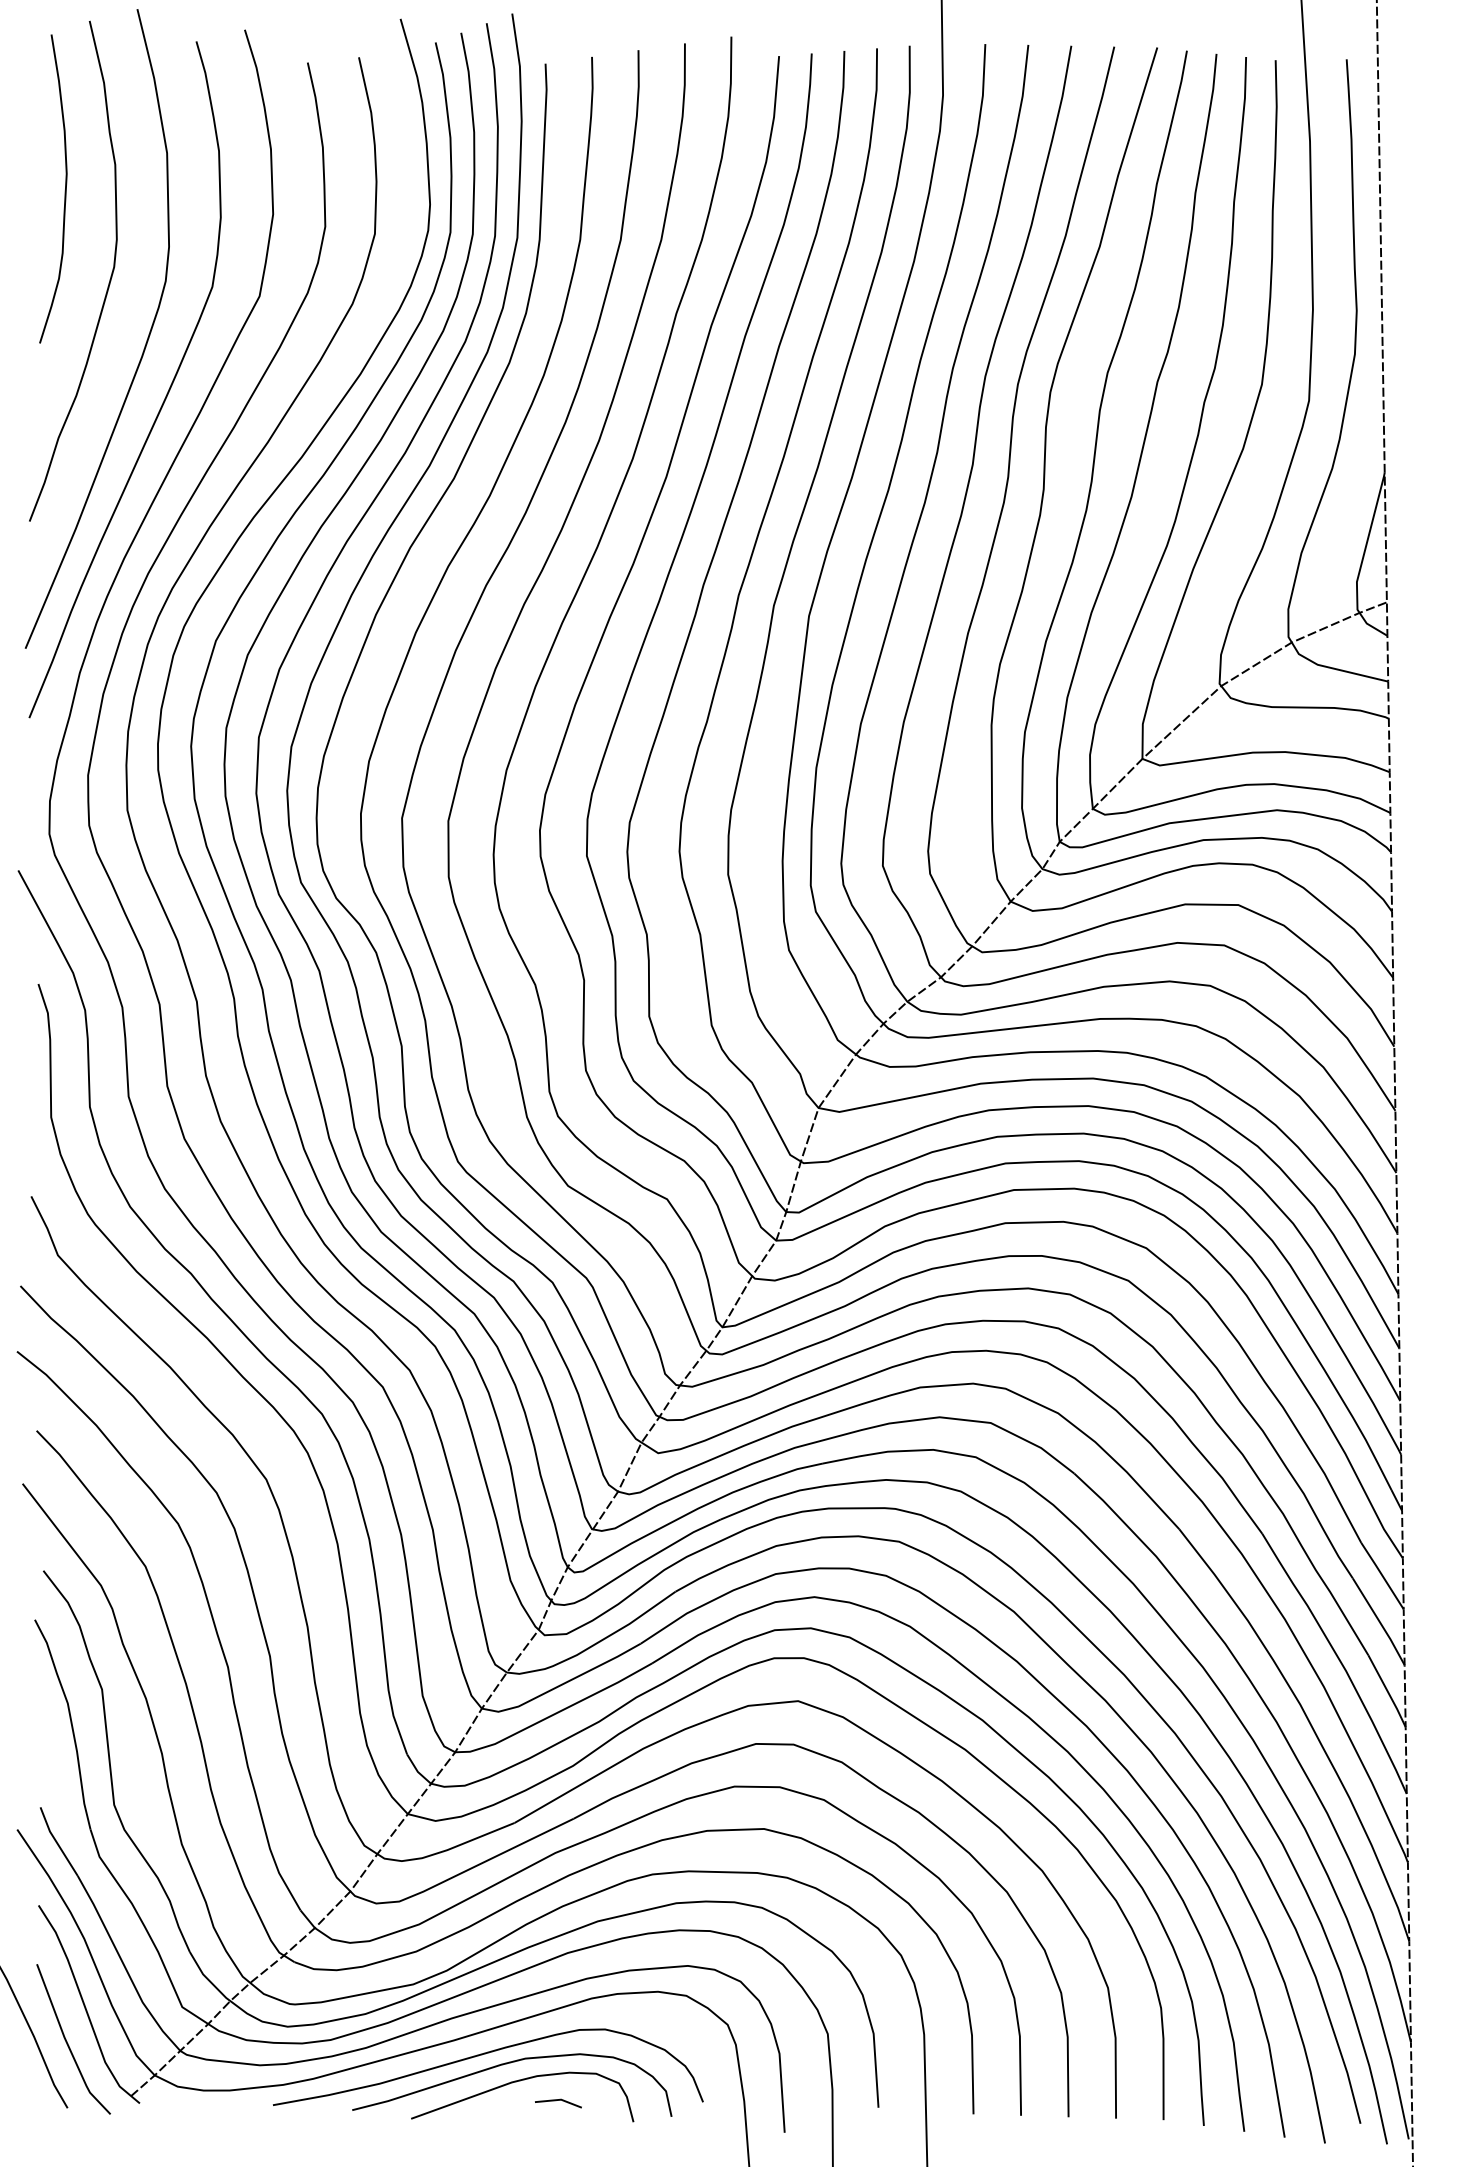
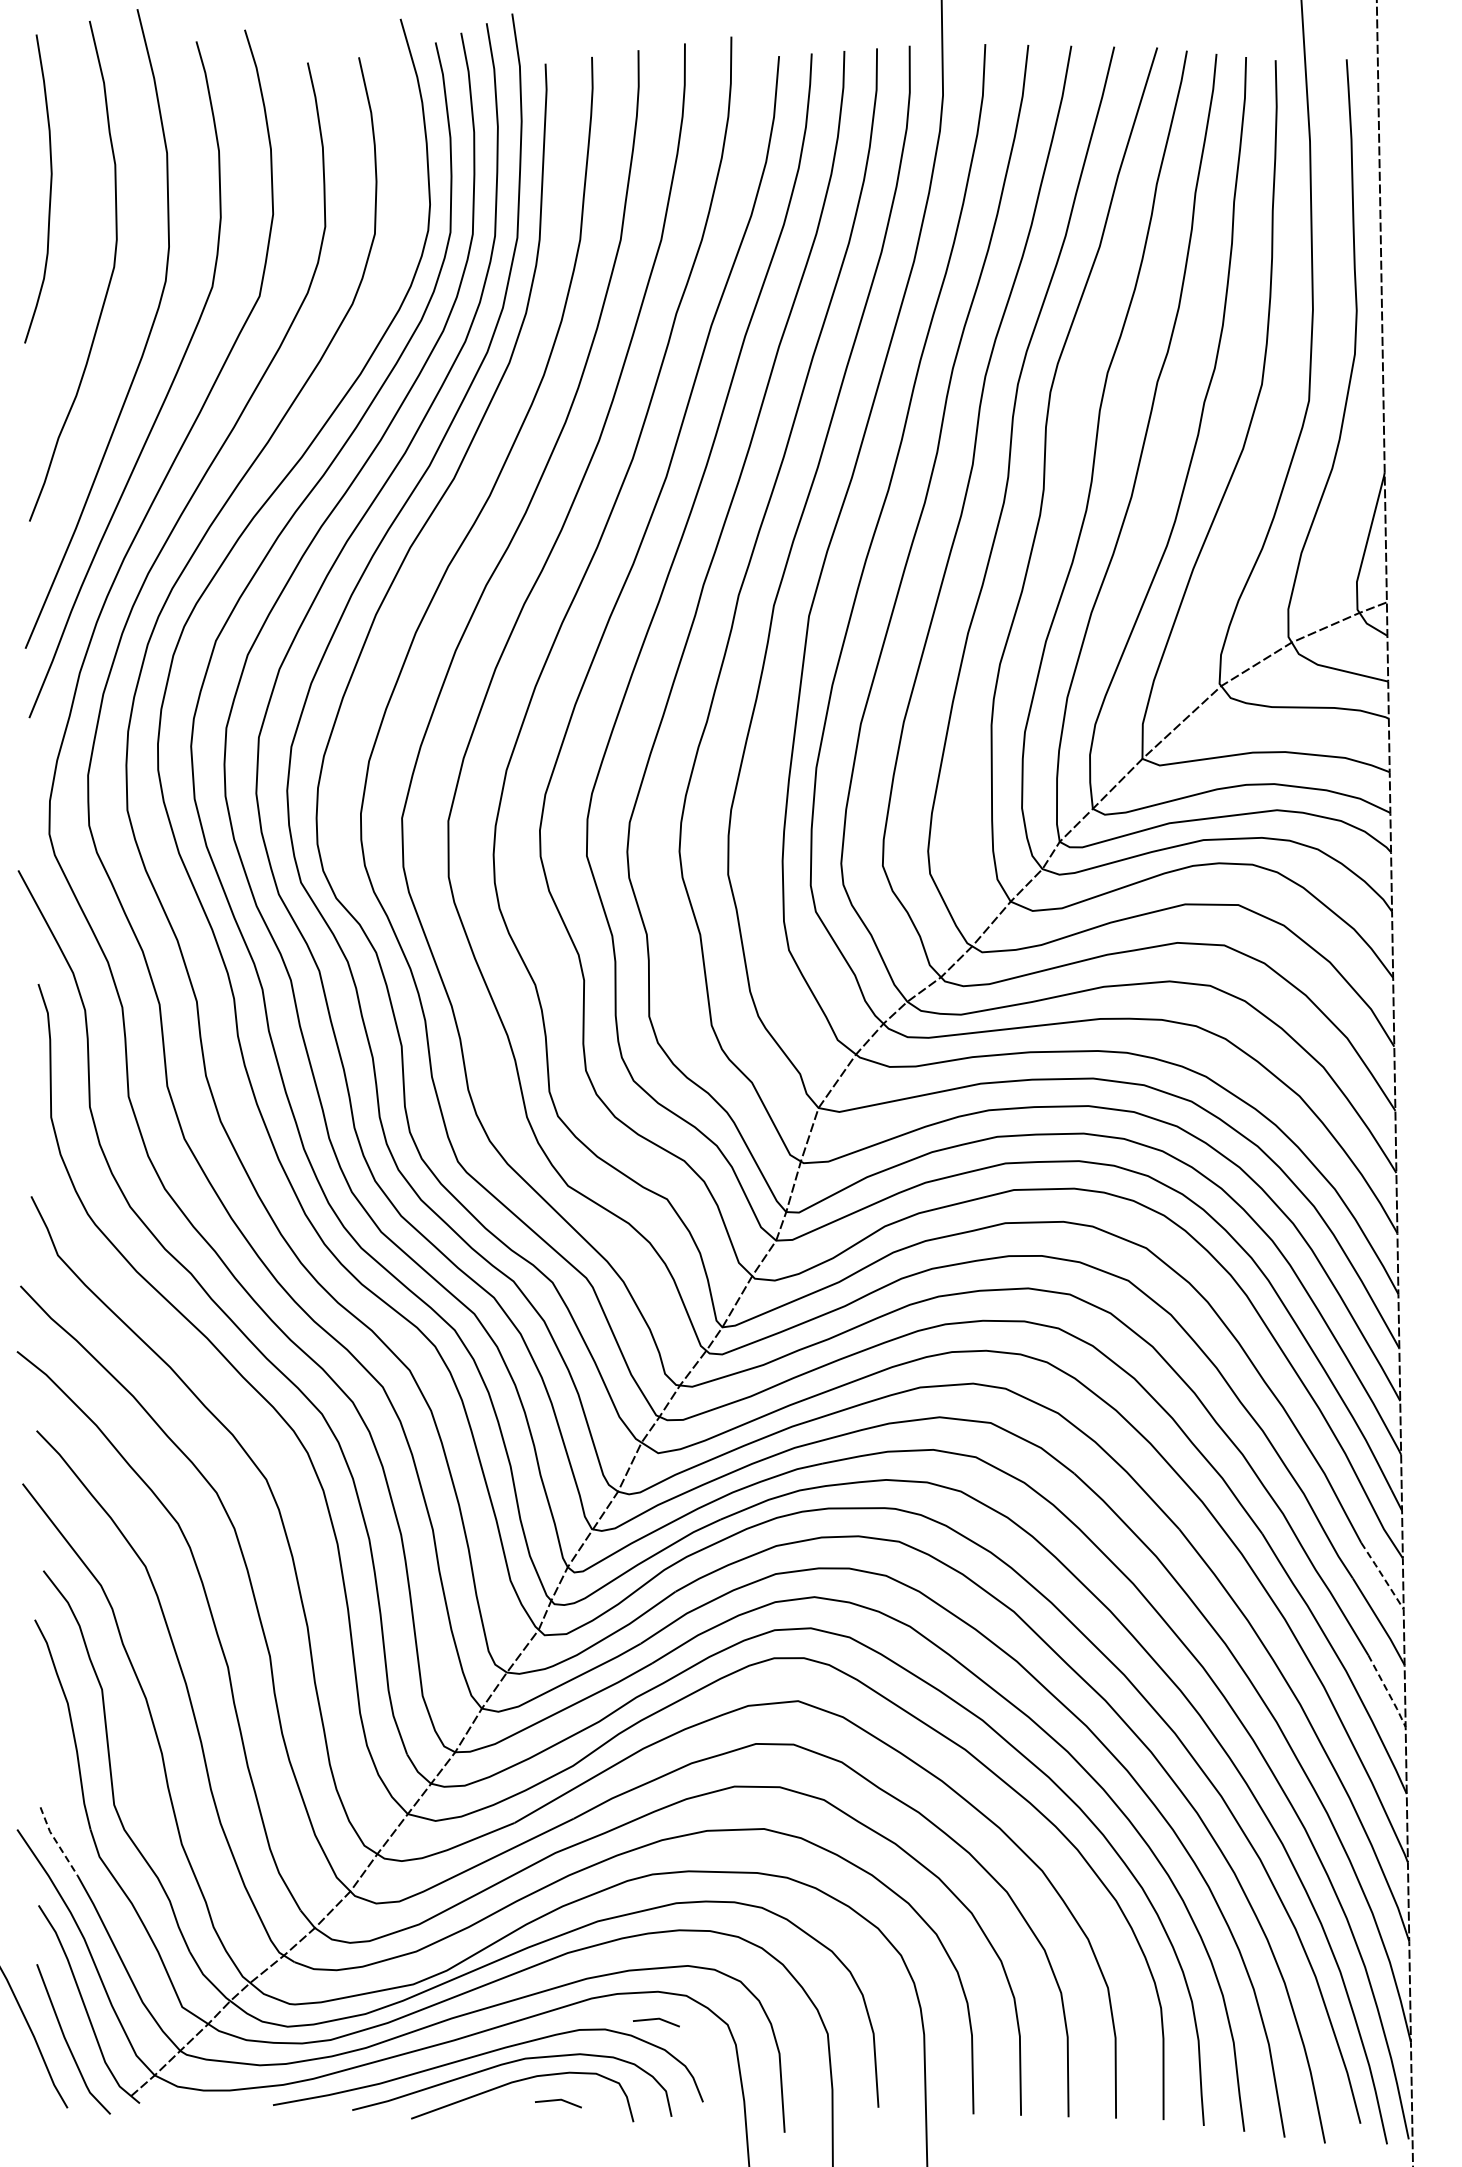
curve position: (64, 190) -> (49, 190) (49, 190)
line: solid -> dashed (1382, 1575)
line: solid -> dashed (1388, 1692)
line: solid -> dashed (56, 1842)
line: none -> present (656, 2019)
